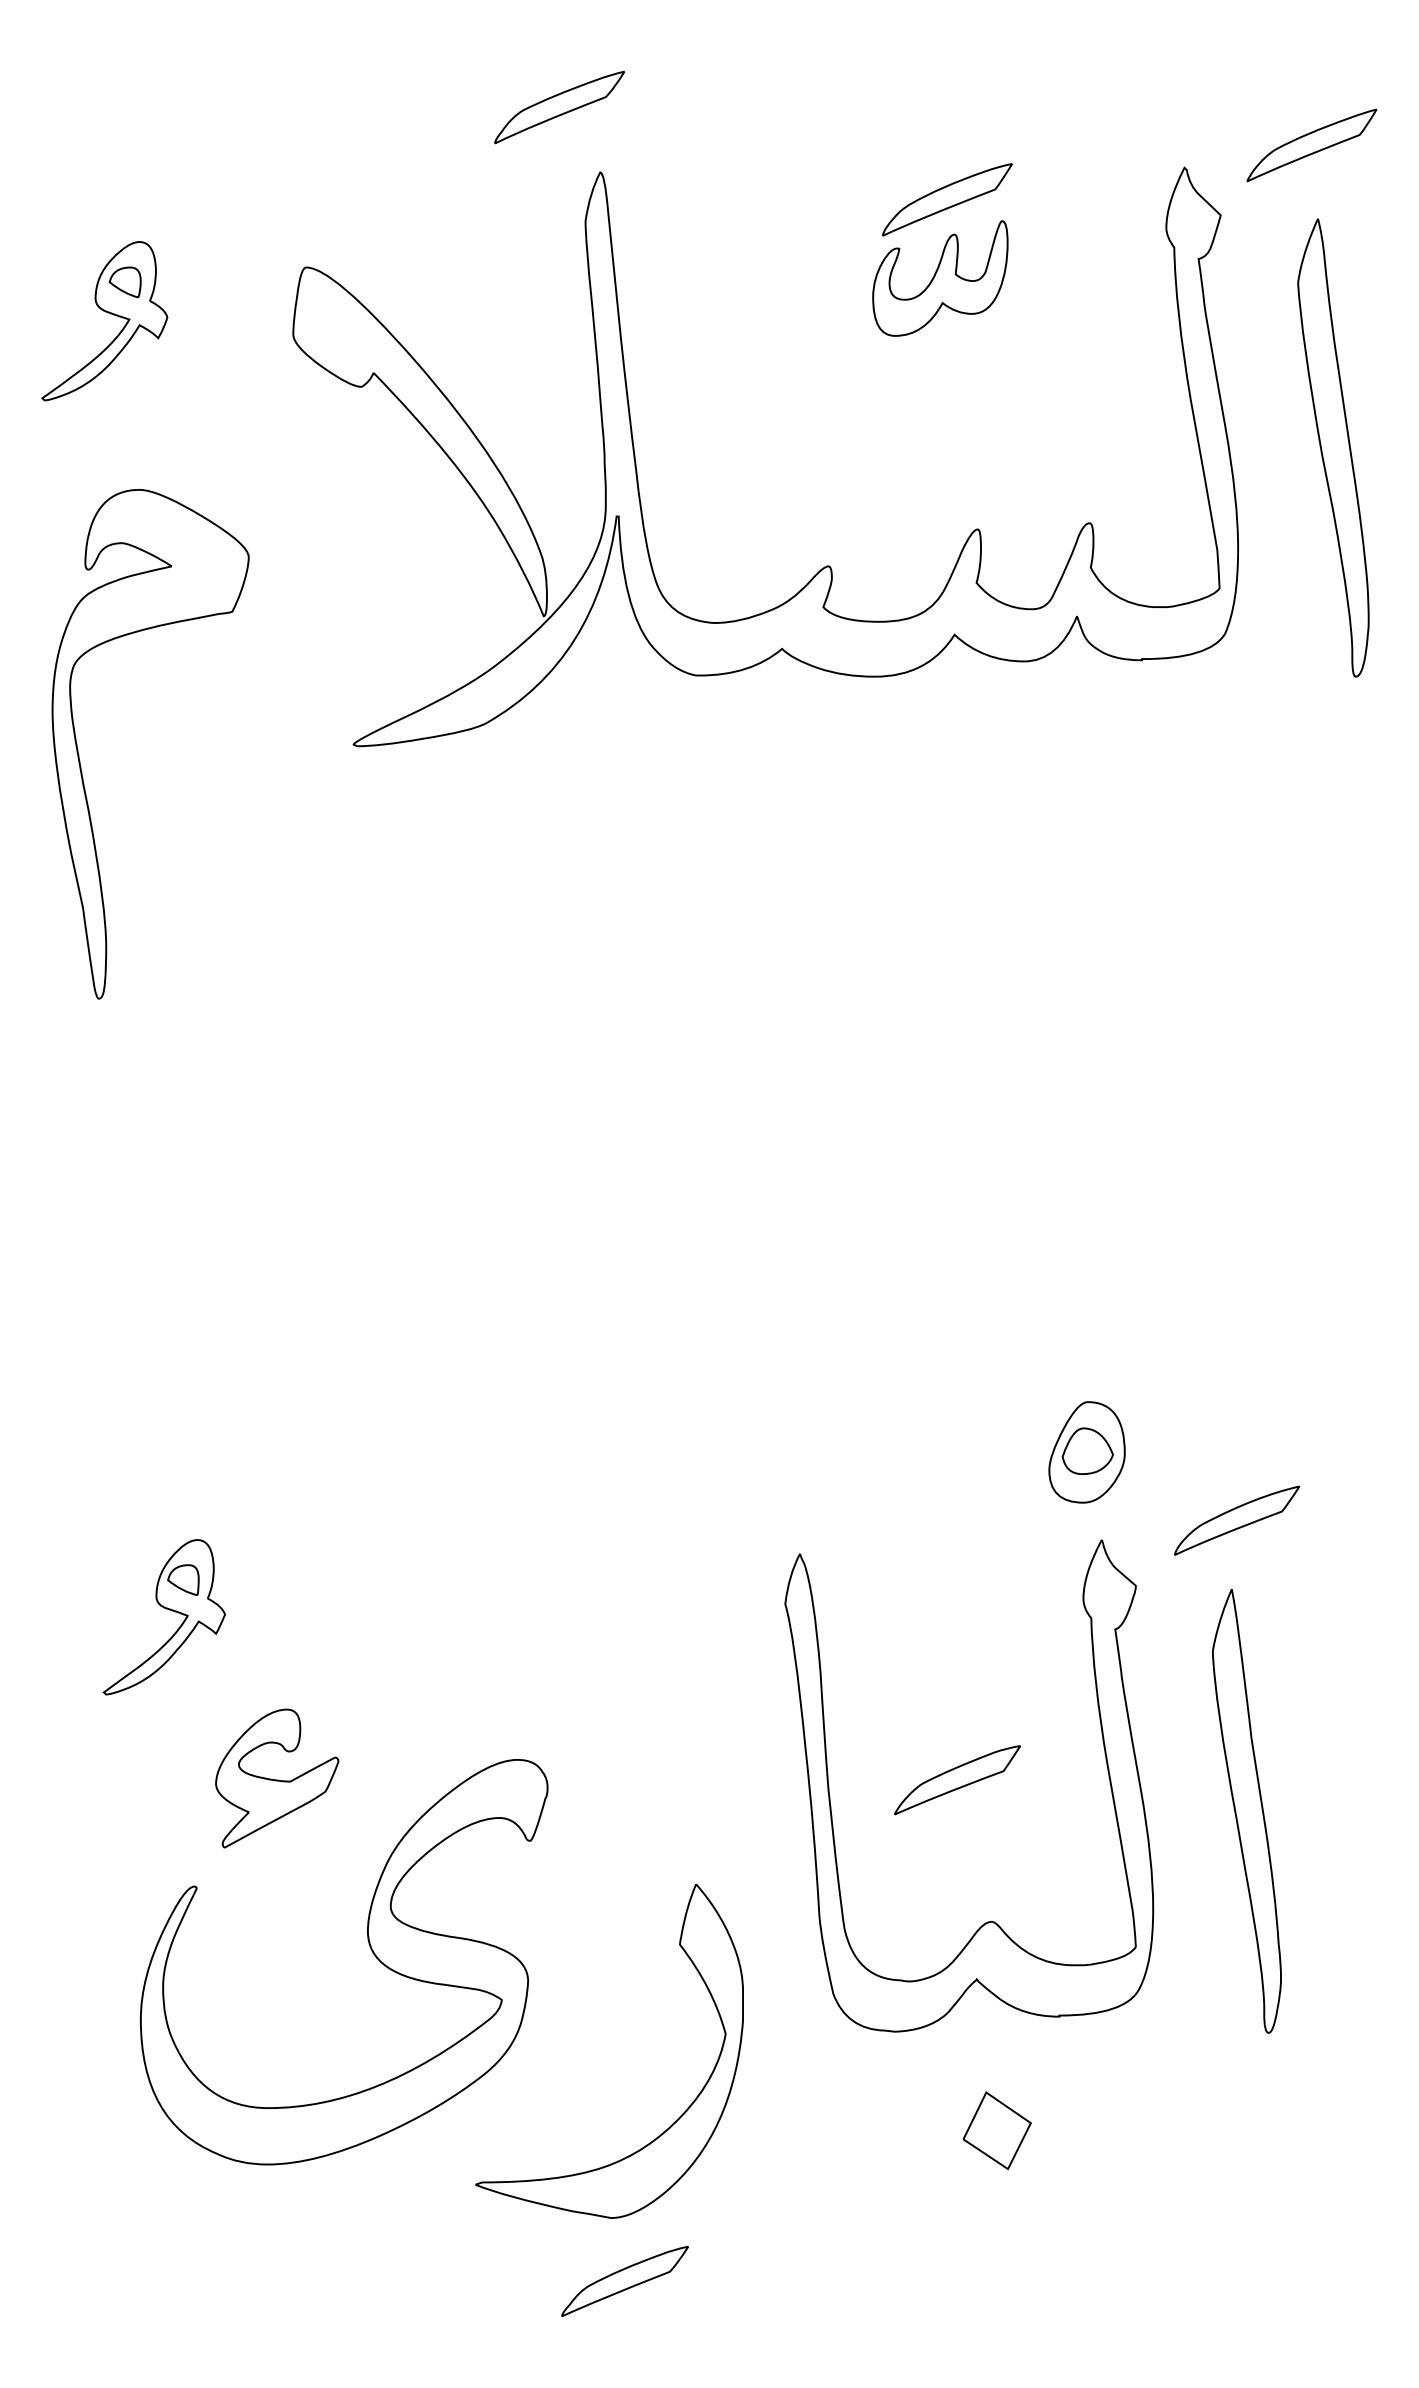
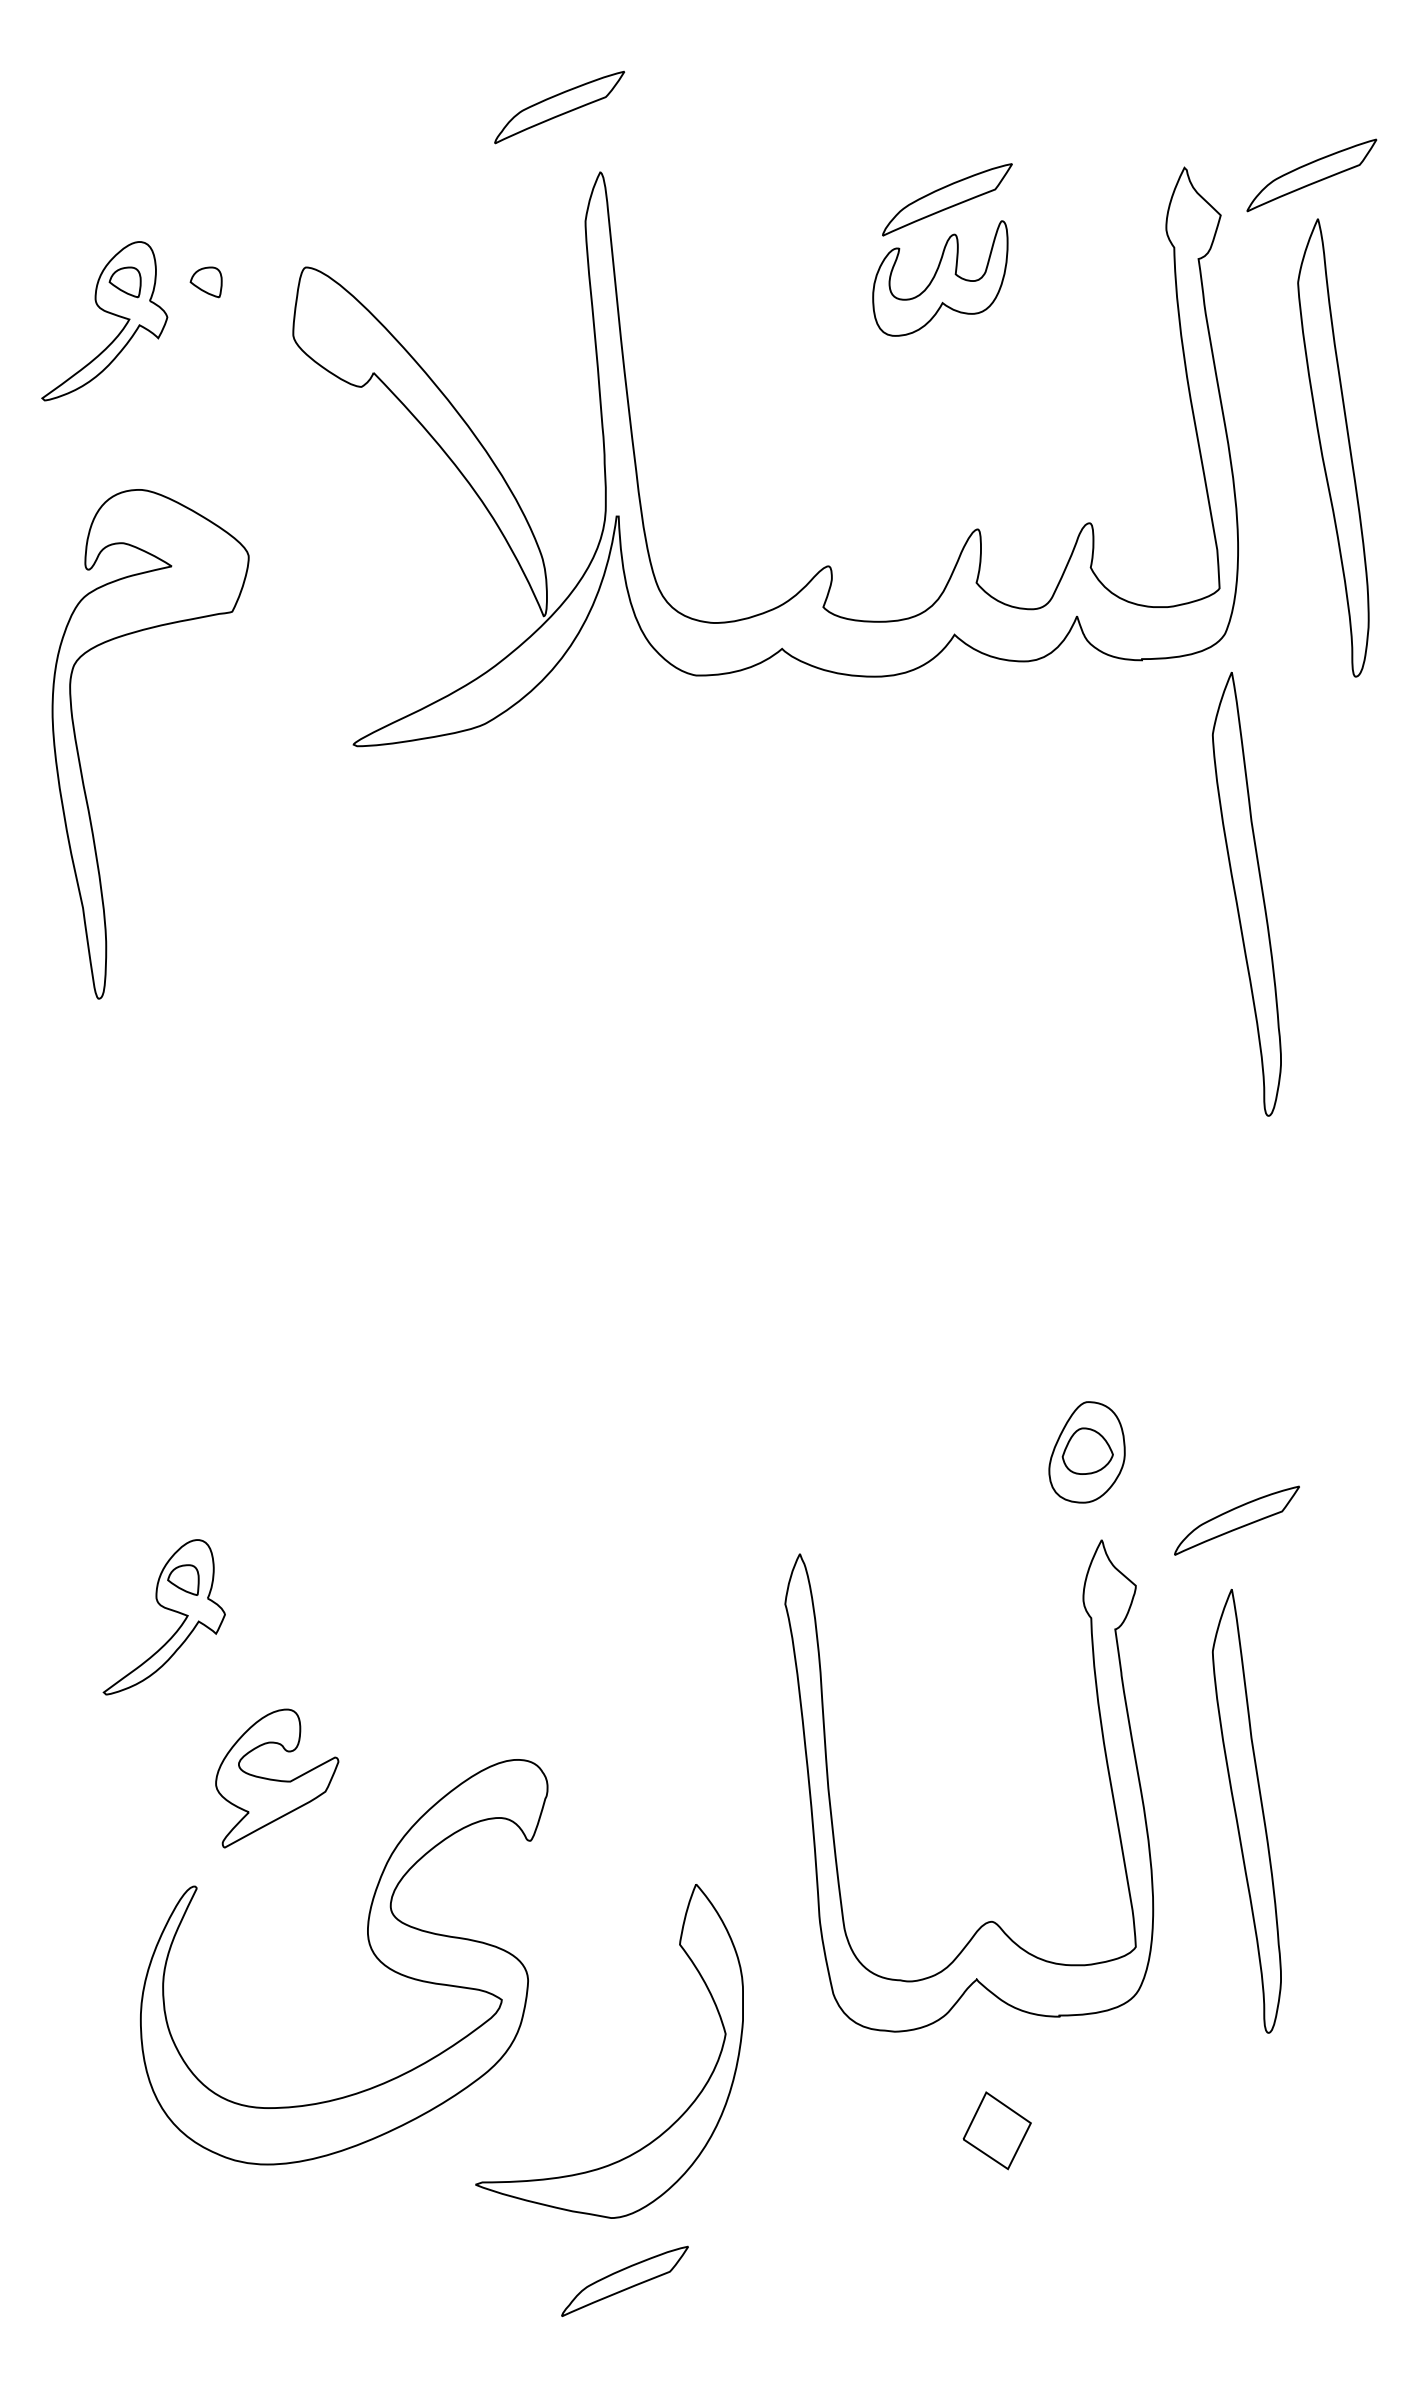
part position: (1311, 145) -> (1311, 175) (1311, 175)
part: none -> present (205, 282)
part: none -> present (1246, 893)
part: present -> none (957, 1780)
